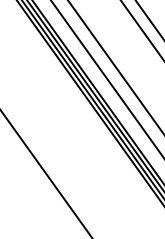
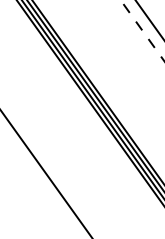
line: solid -> dashed (142, 30)
line: present -> none (115, 66)
line: present -> none (106, 78)
